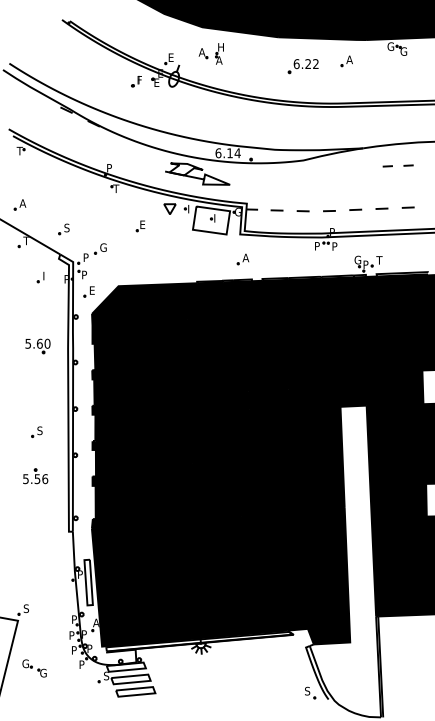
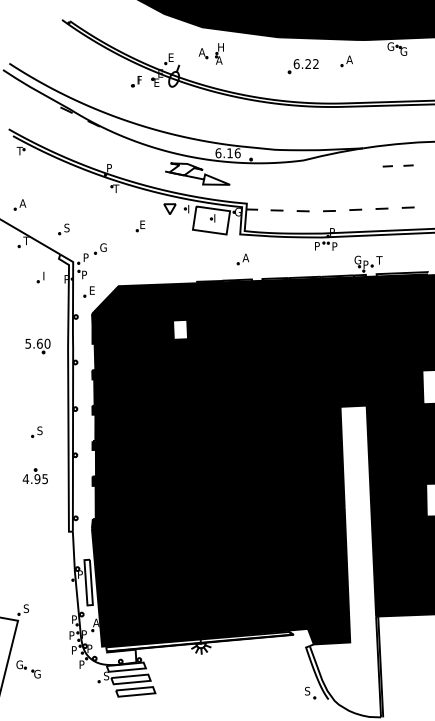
text: 6.14 -> 6.16 (237, 153)
fill: present -> none (180, 329)
text: 5.56 -> 4.95 (35, 479)
part position: (34, 668) -> (28, 669) (28, 669)
